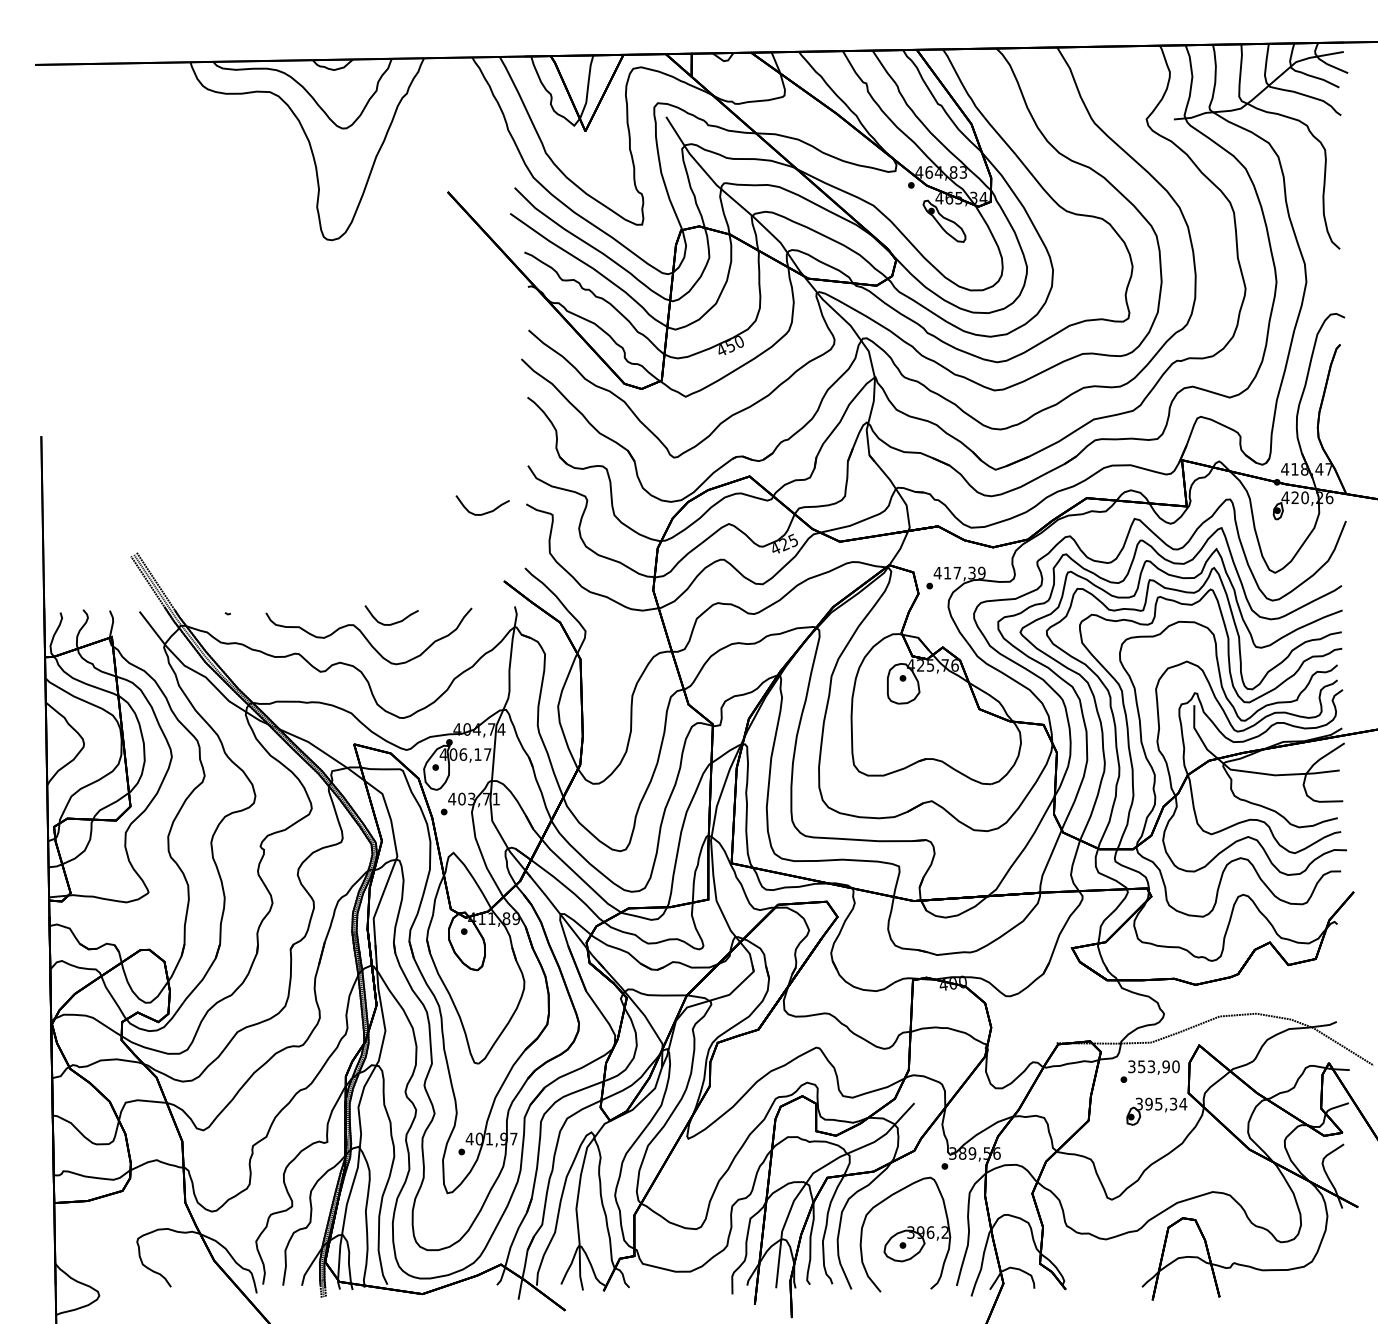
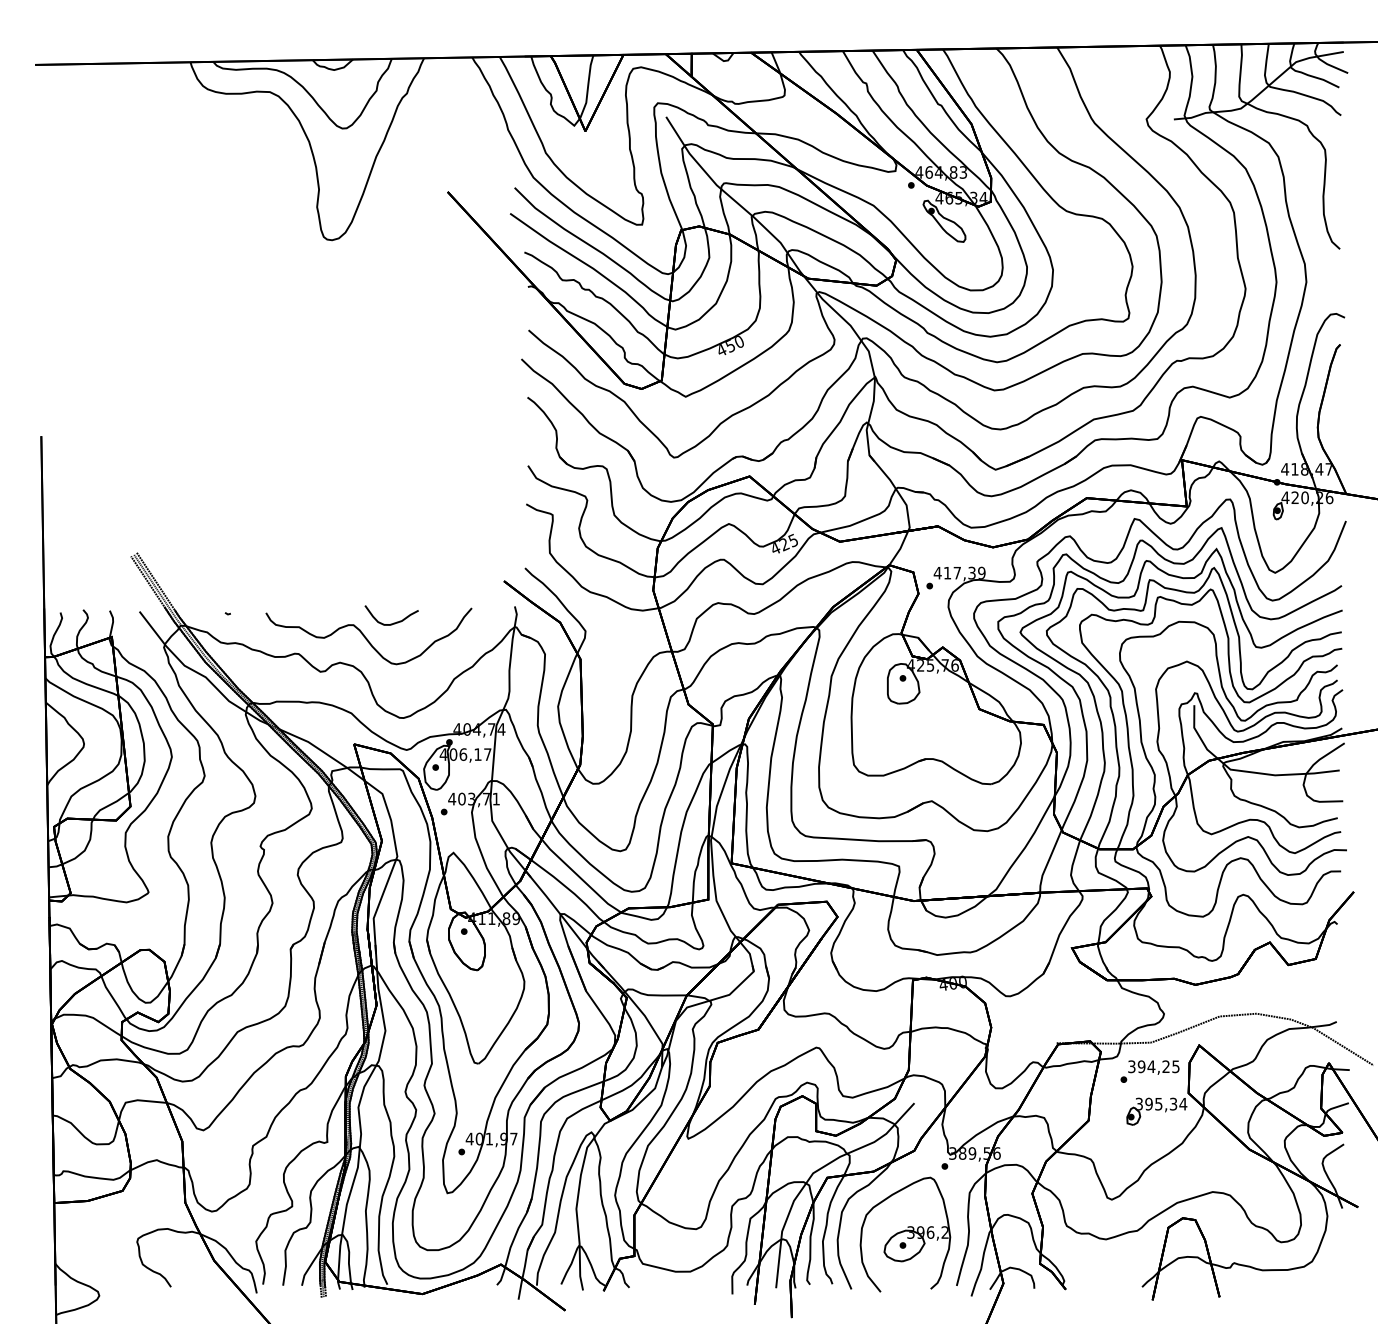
curve: present -> none (484, 512)
text: 353,90 -> 394,25 (1158, 1066)
